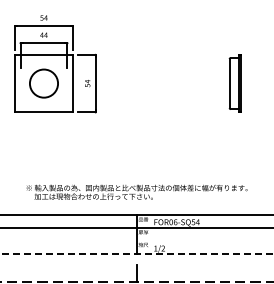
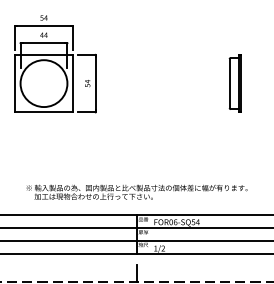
circle diameter: 28 px -> 47 px (43, 83)
line: none -> present (136, 240)
line: dashed -> solid (137, 253)
